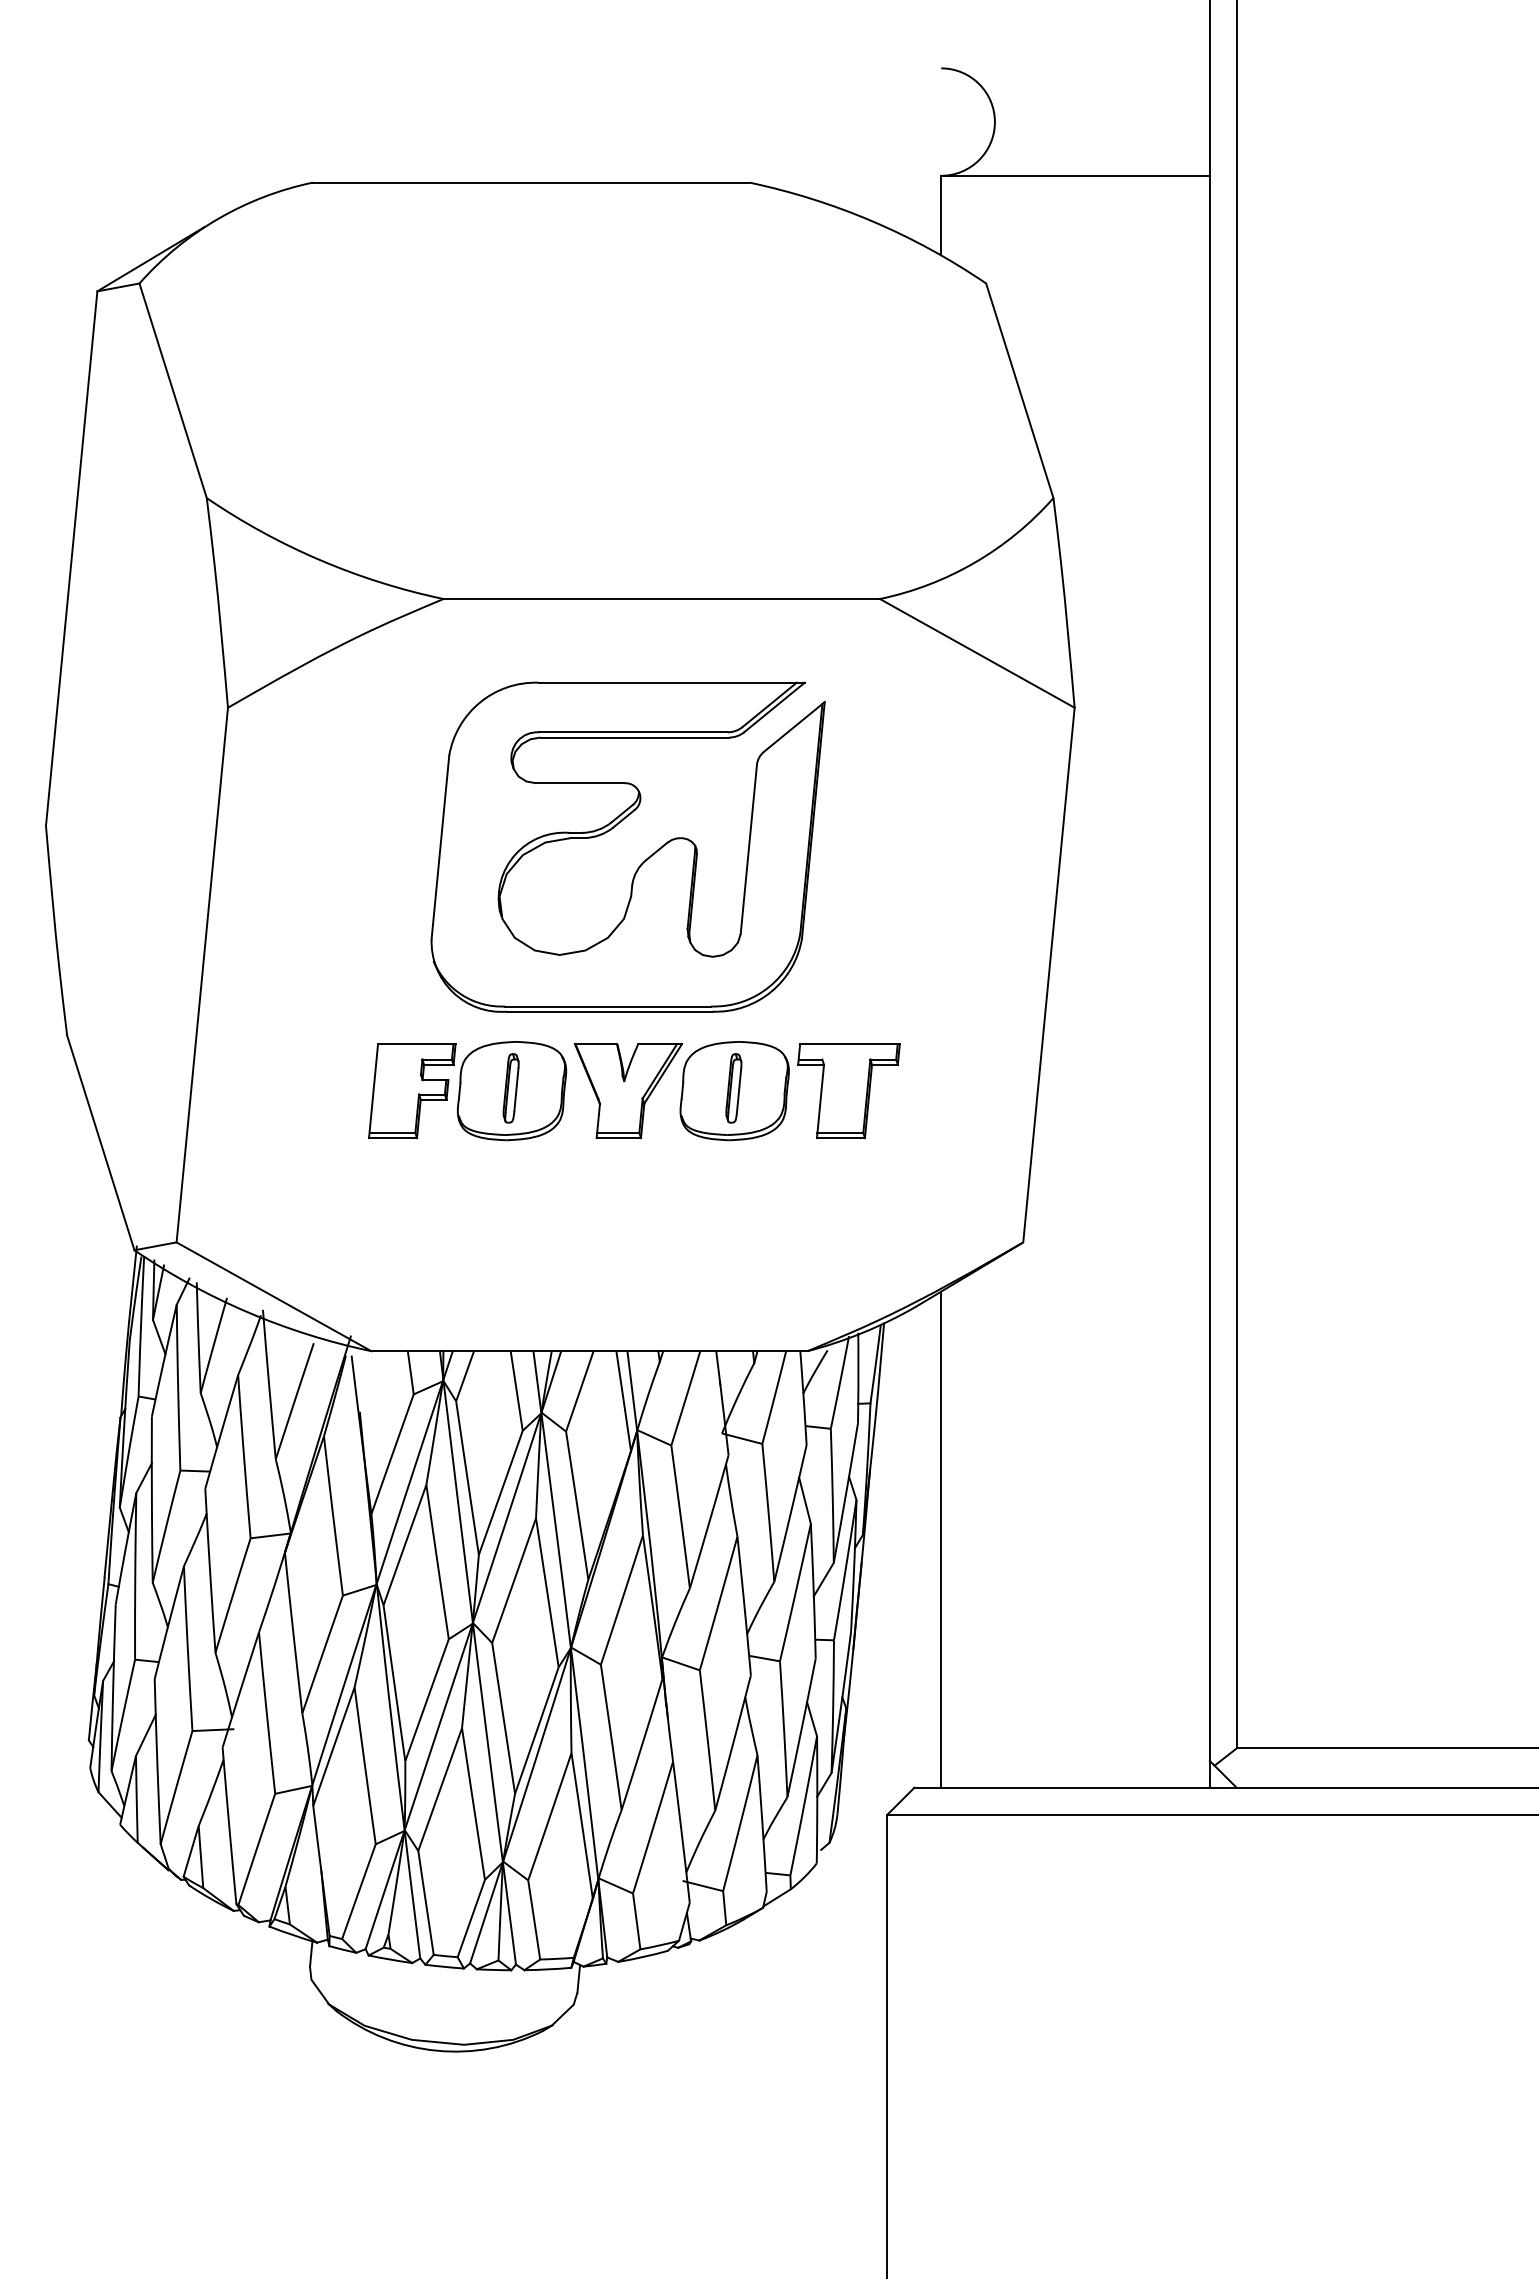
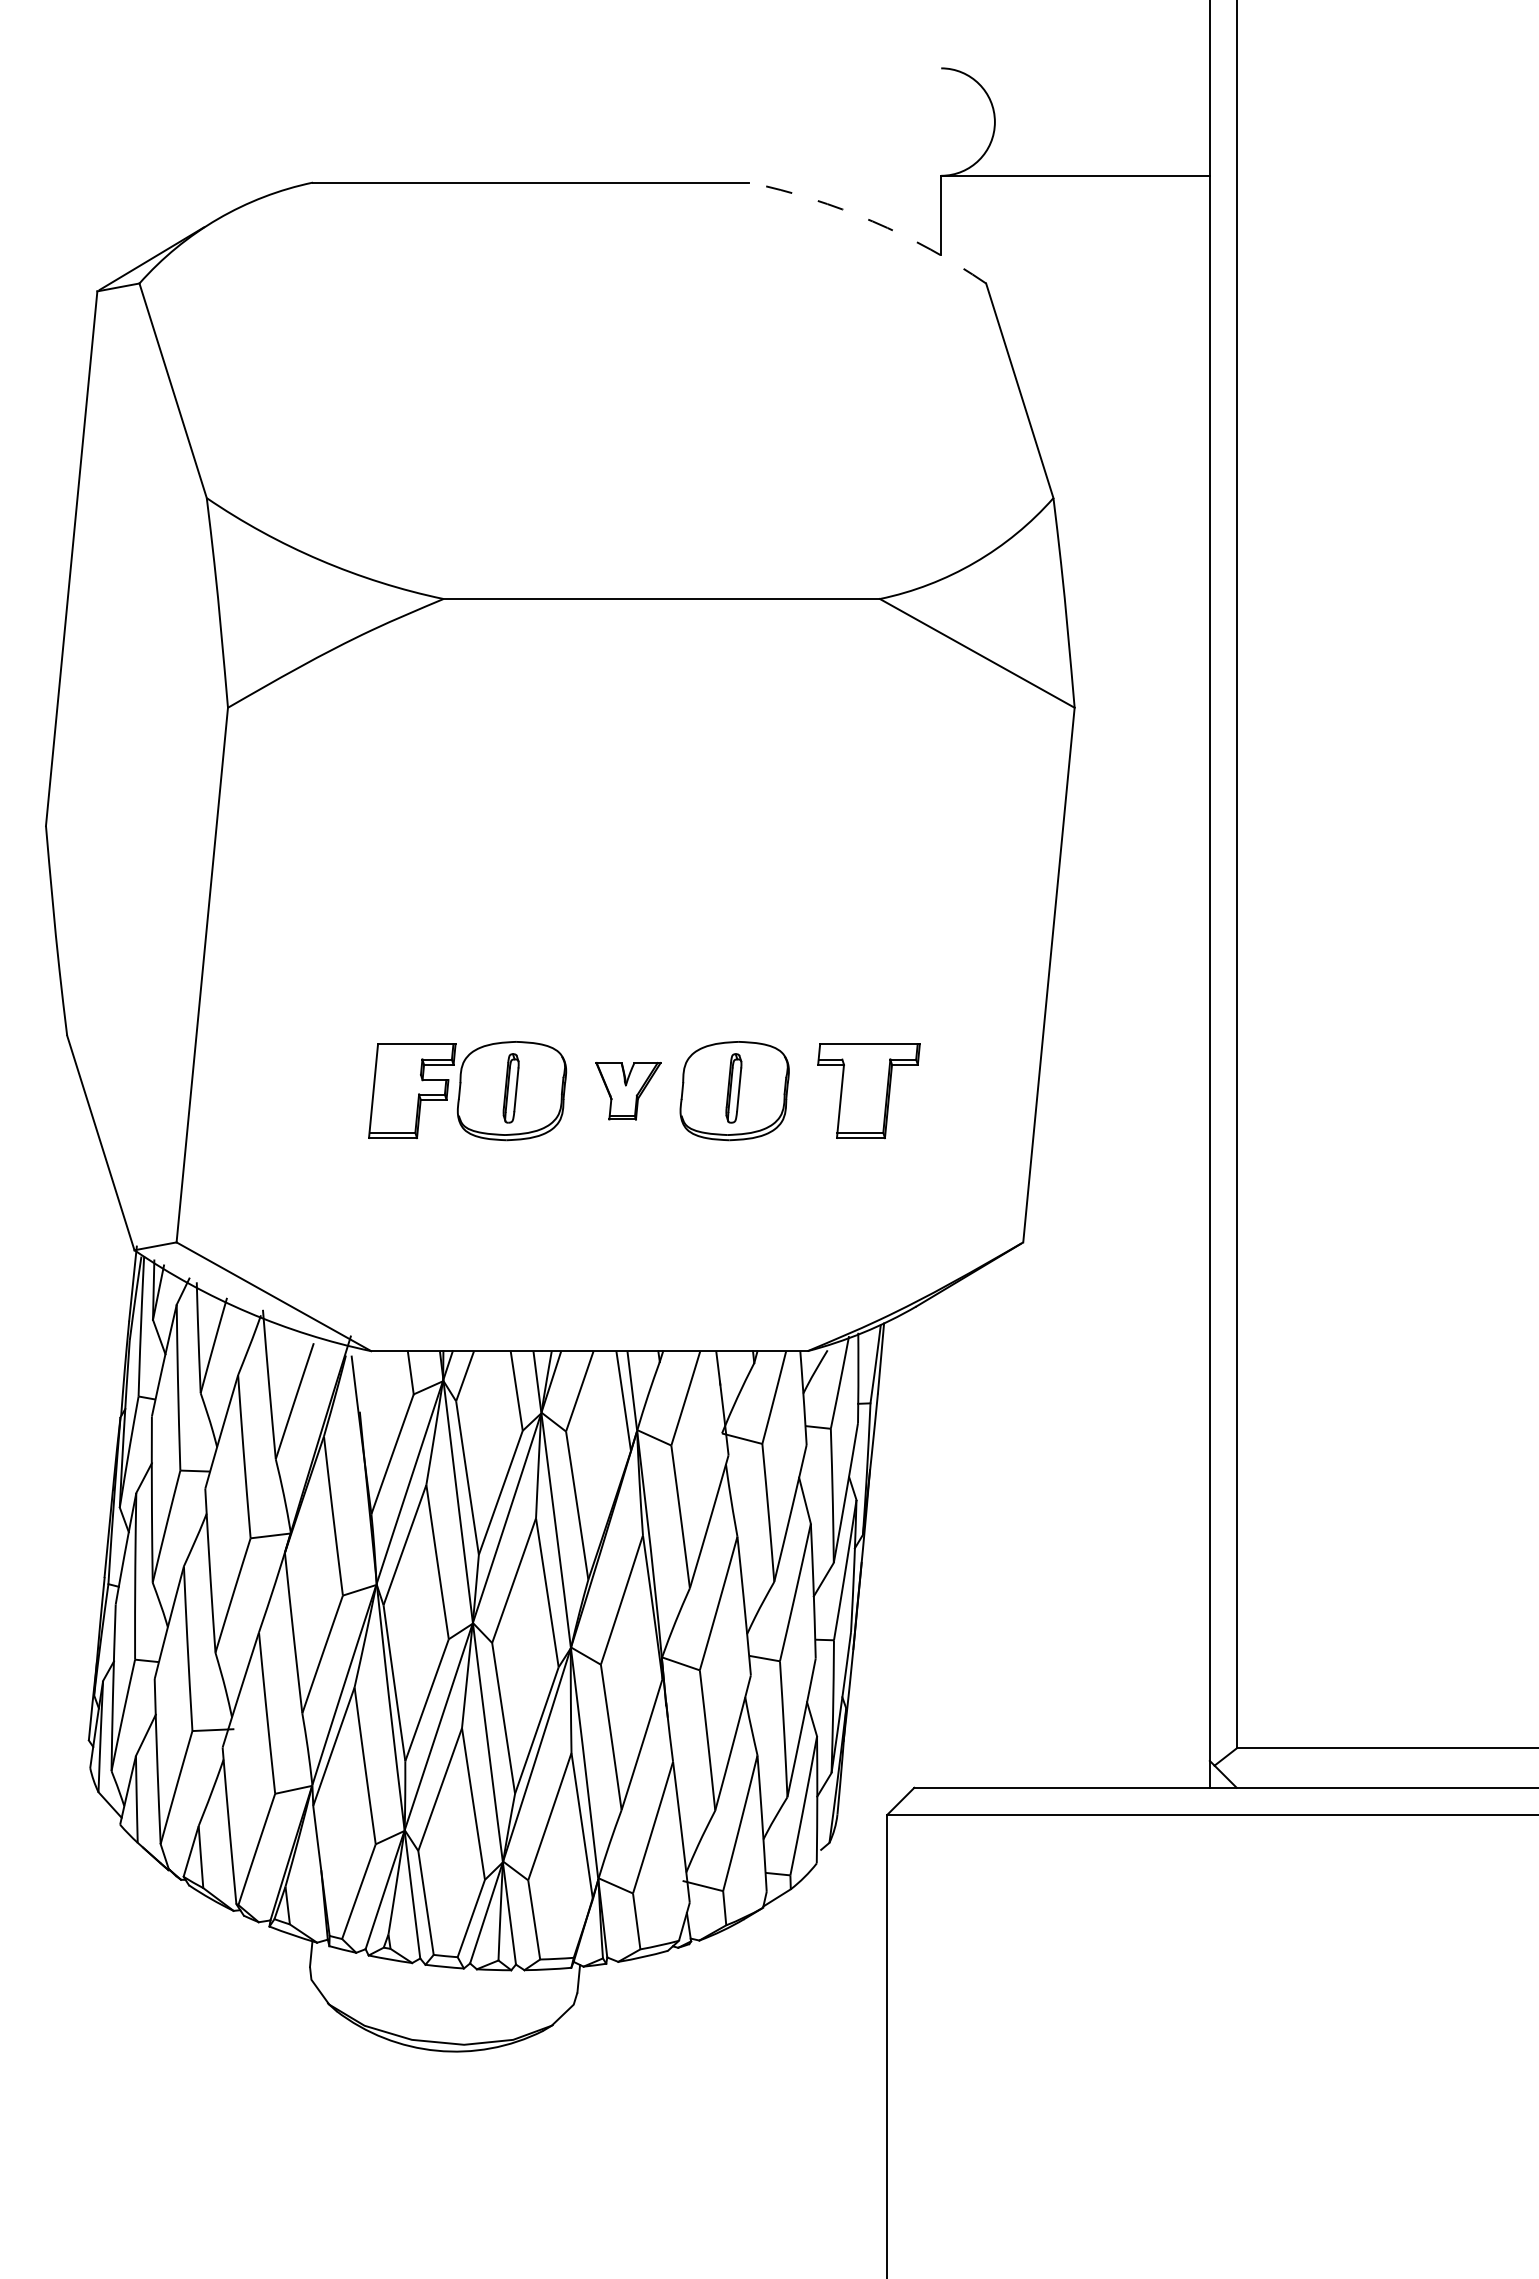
arc: solid -> dashed (872, 221)
part: present -> none (643, 861)
part size: 109x97 px -> 67x59 px (628, 1091)
part position: (848, 1091) -> (868, 1091) (868, 1091)
line: present -> none (941, 1539)
